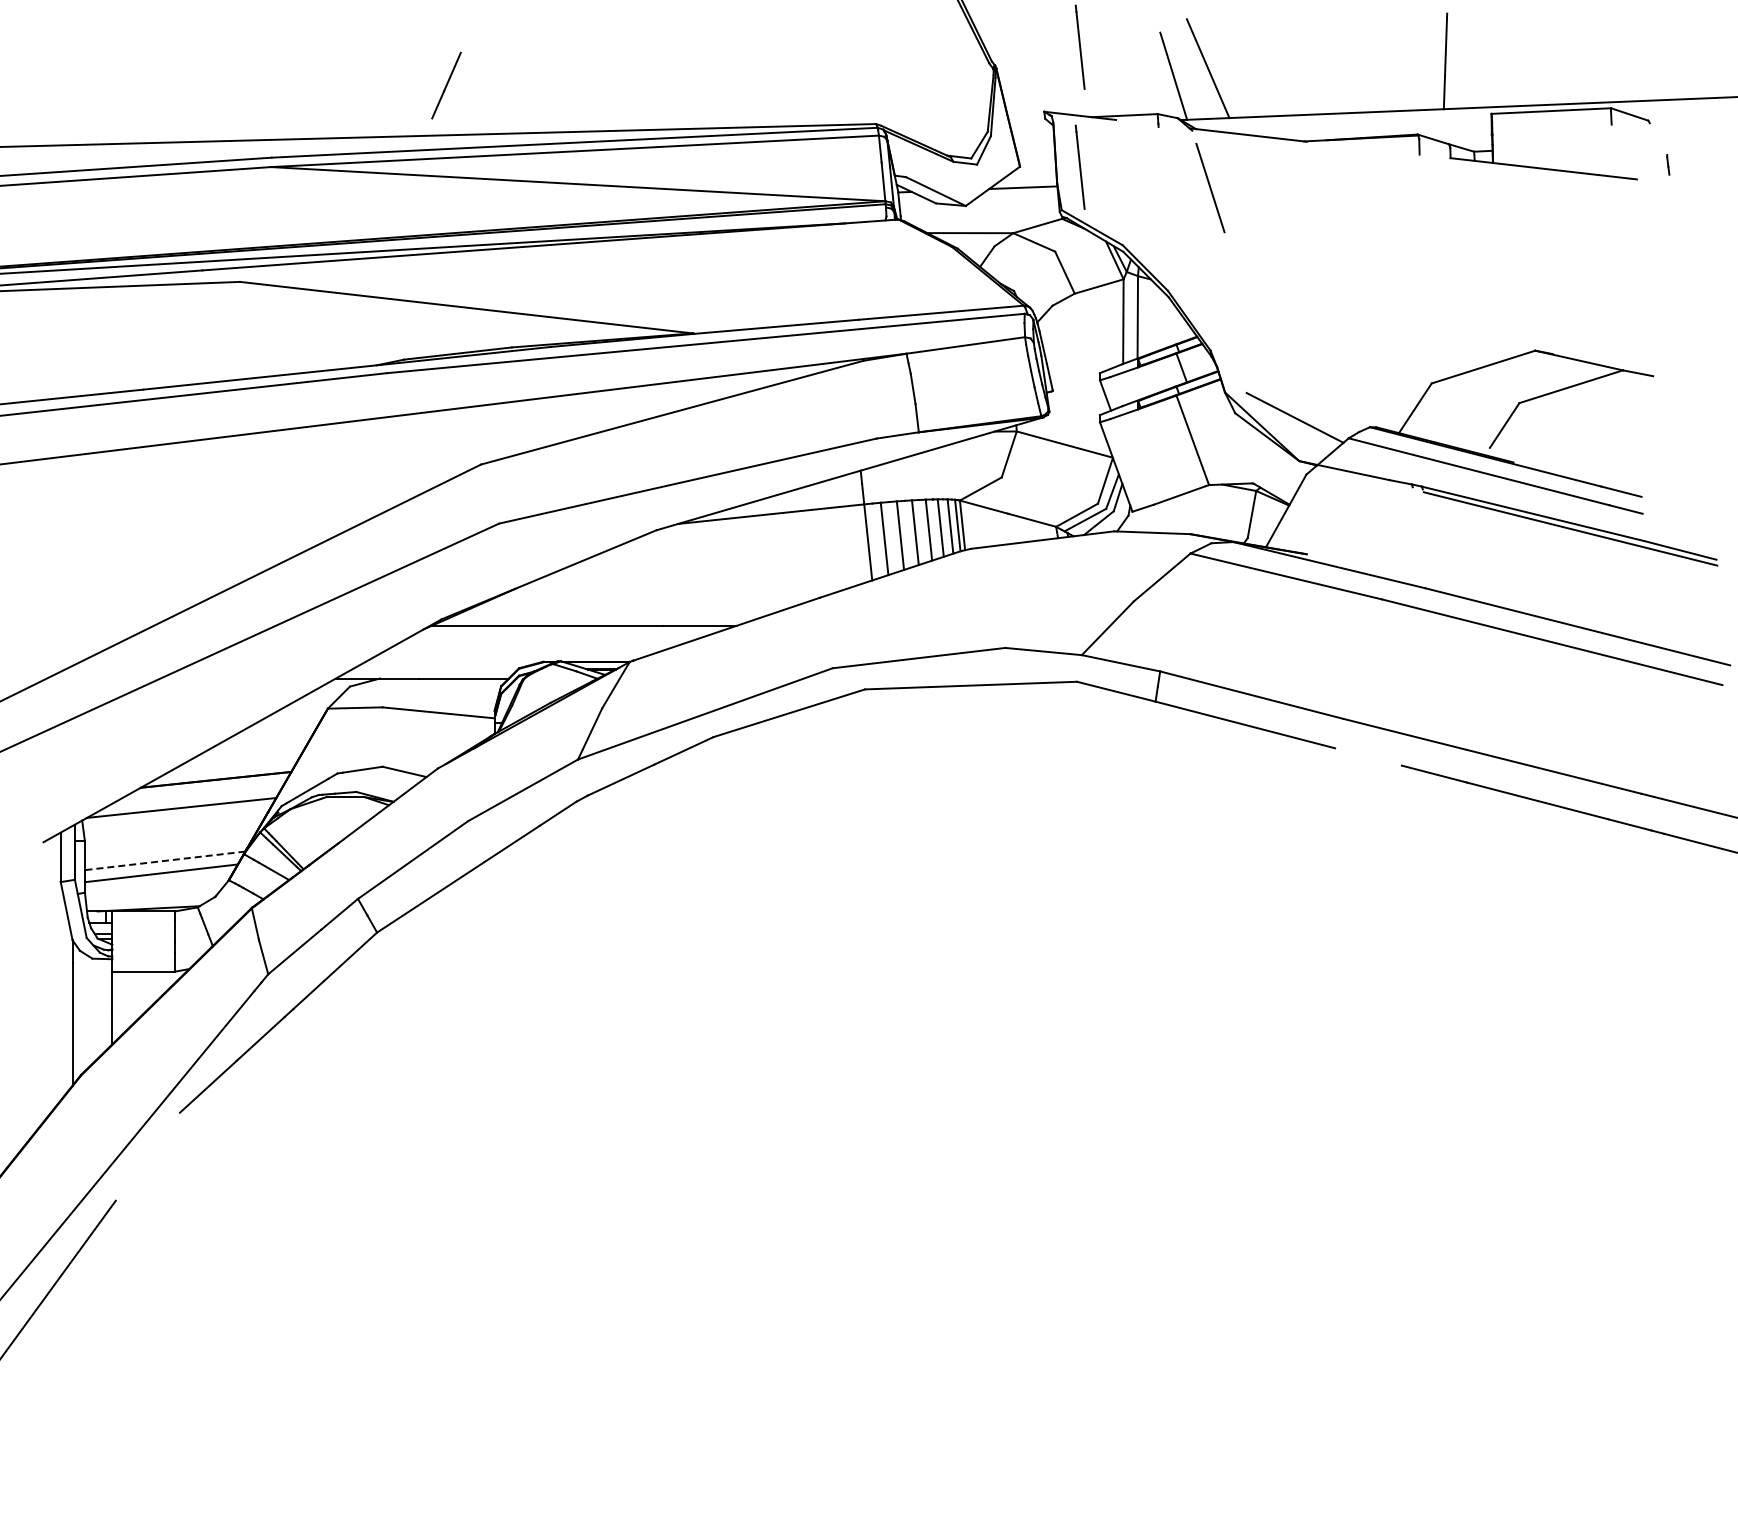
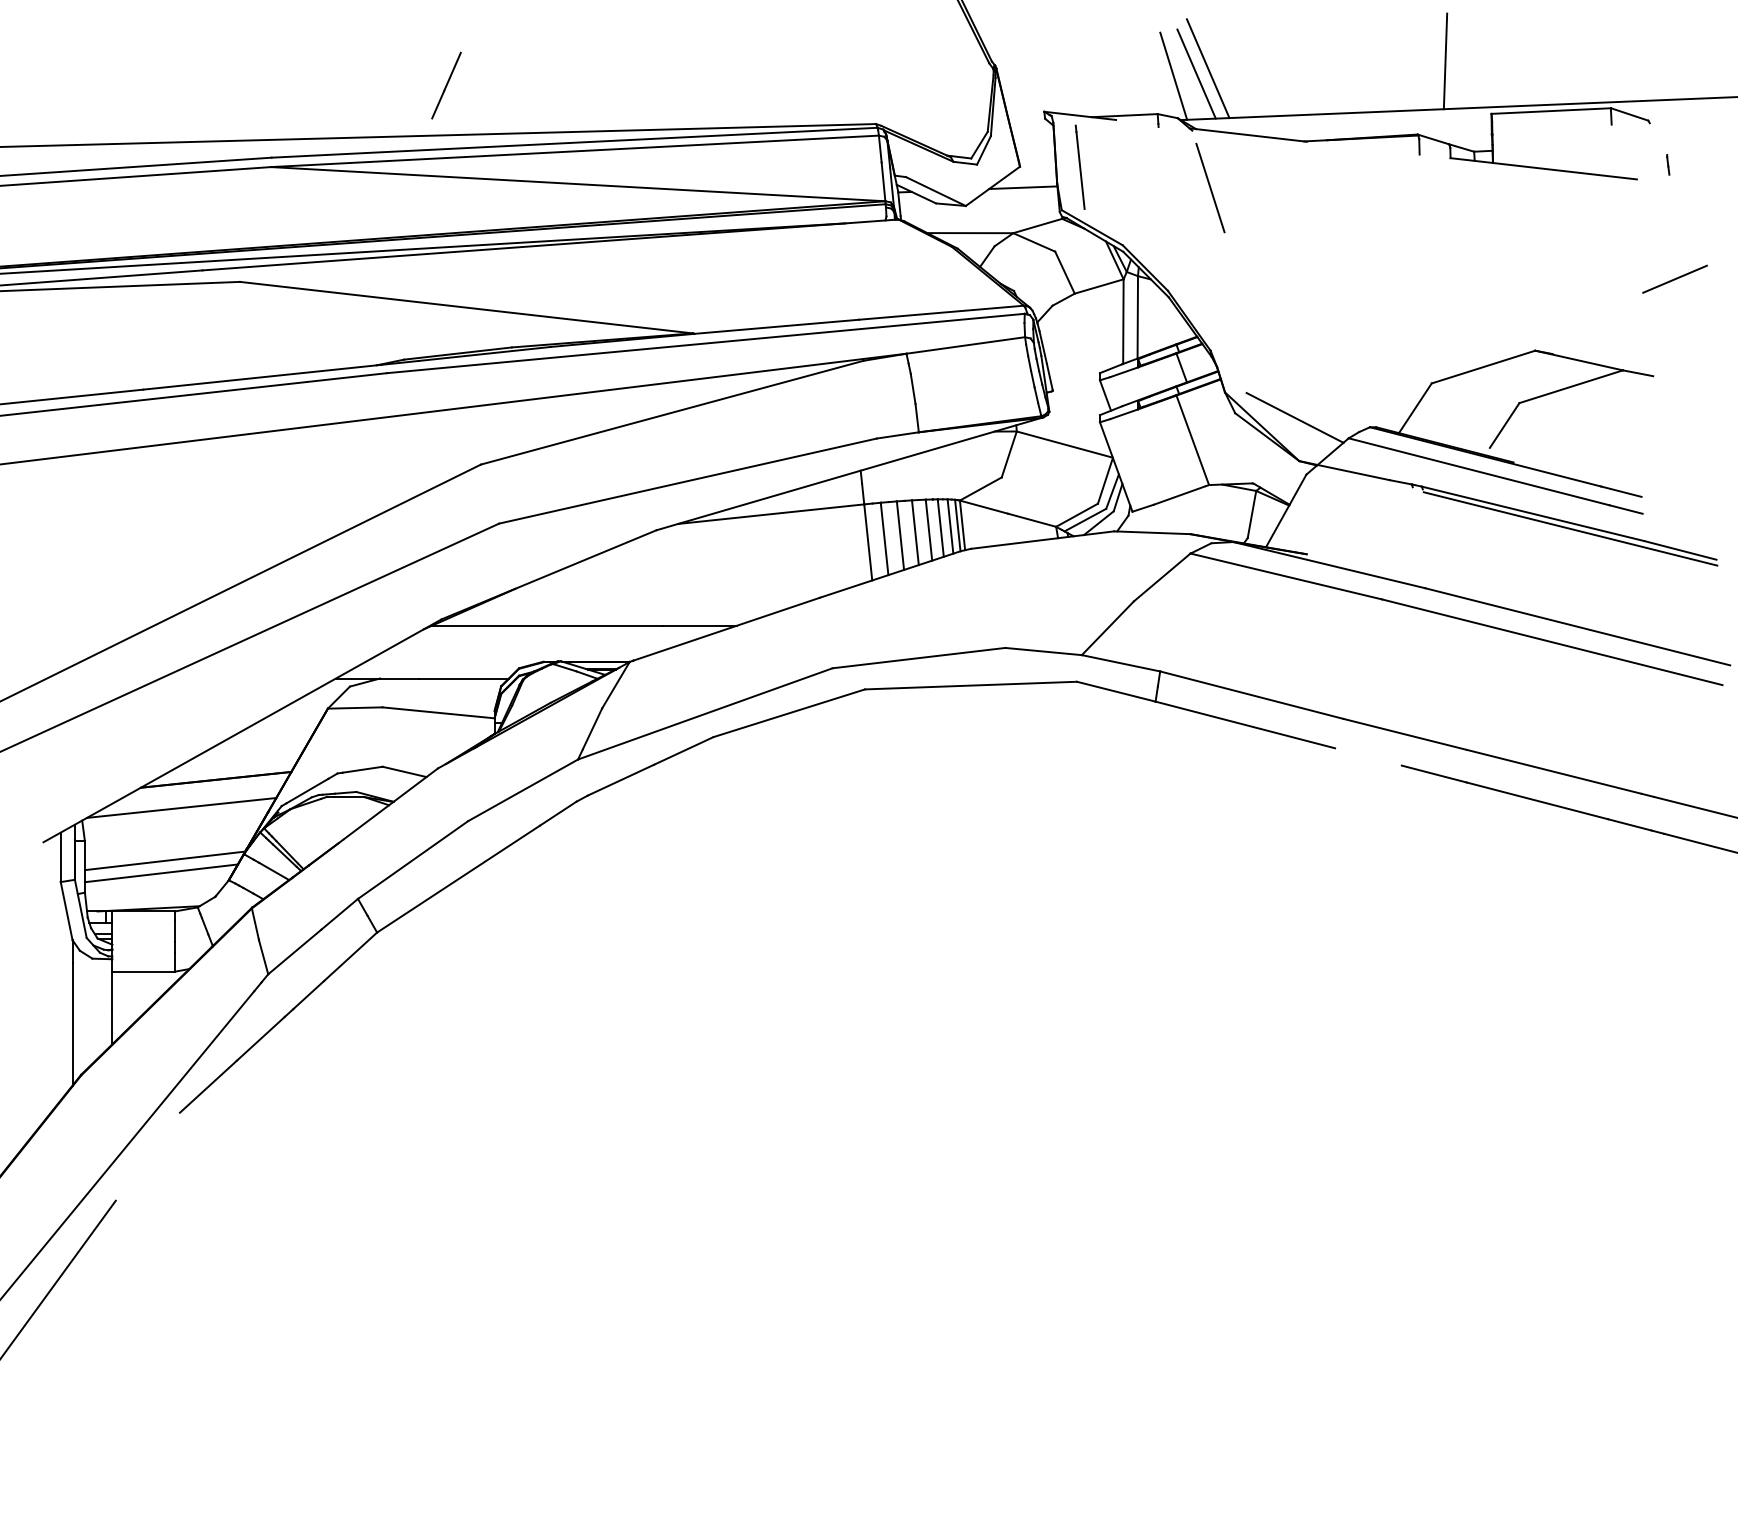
line: present -> none (1079, 46)
line: none -> present (1196, 73)
line: none -> present (1674, 278)
line: dashed -> solid (165, 860)
